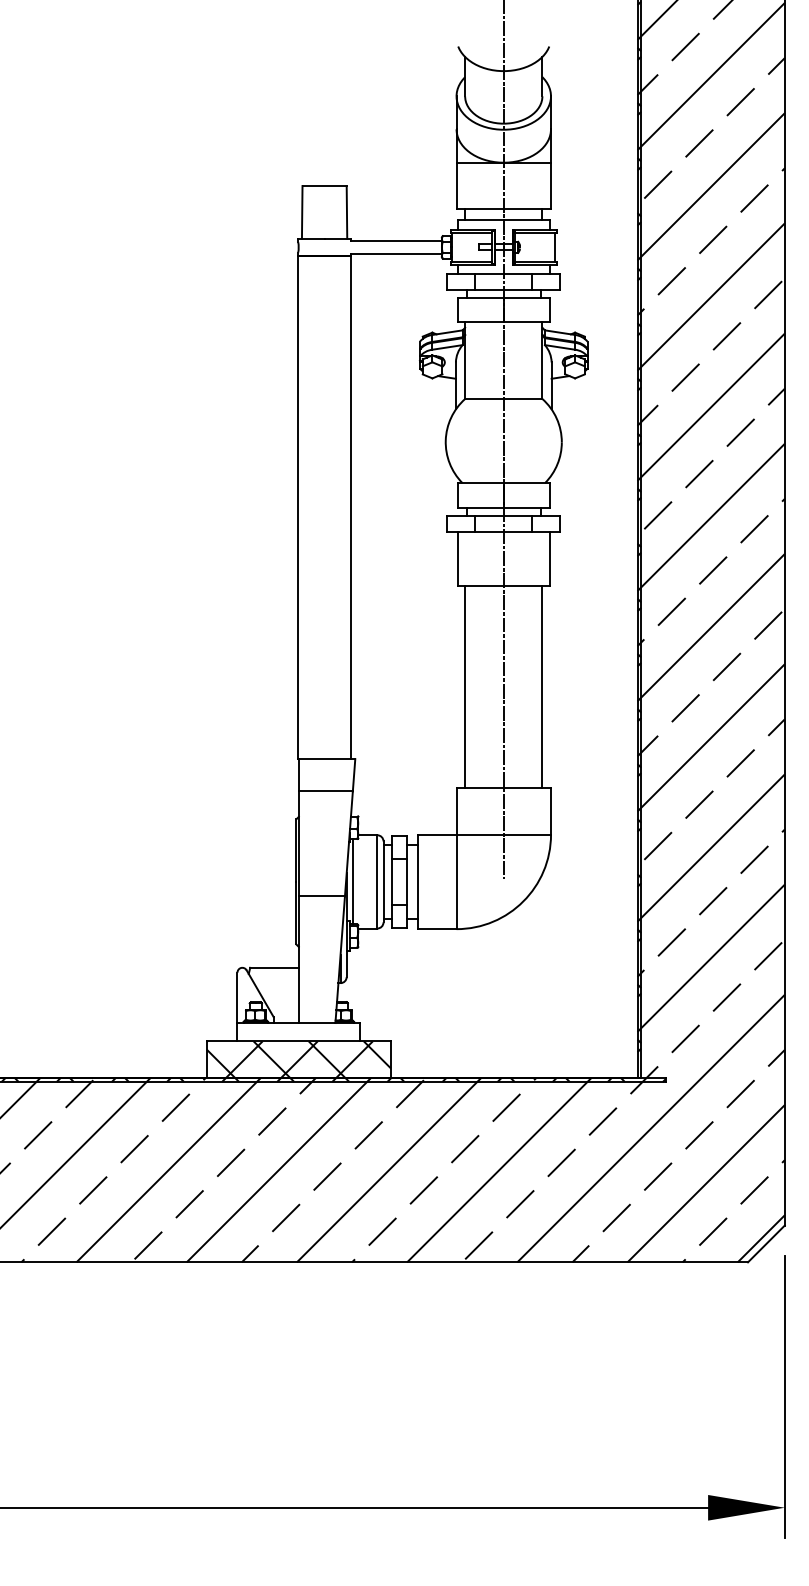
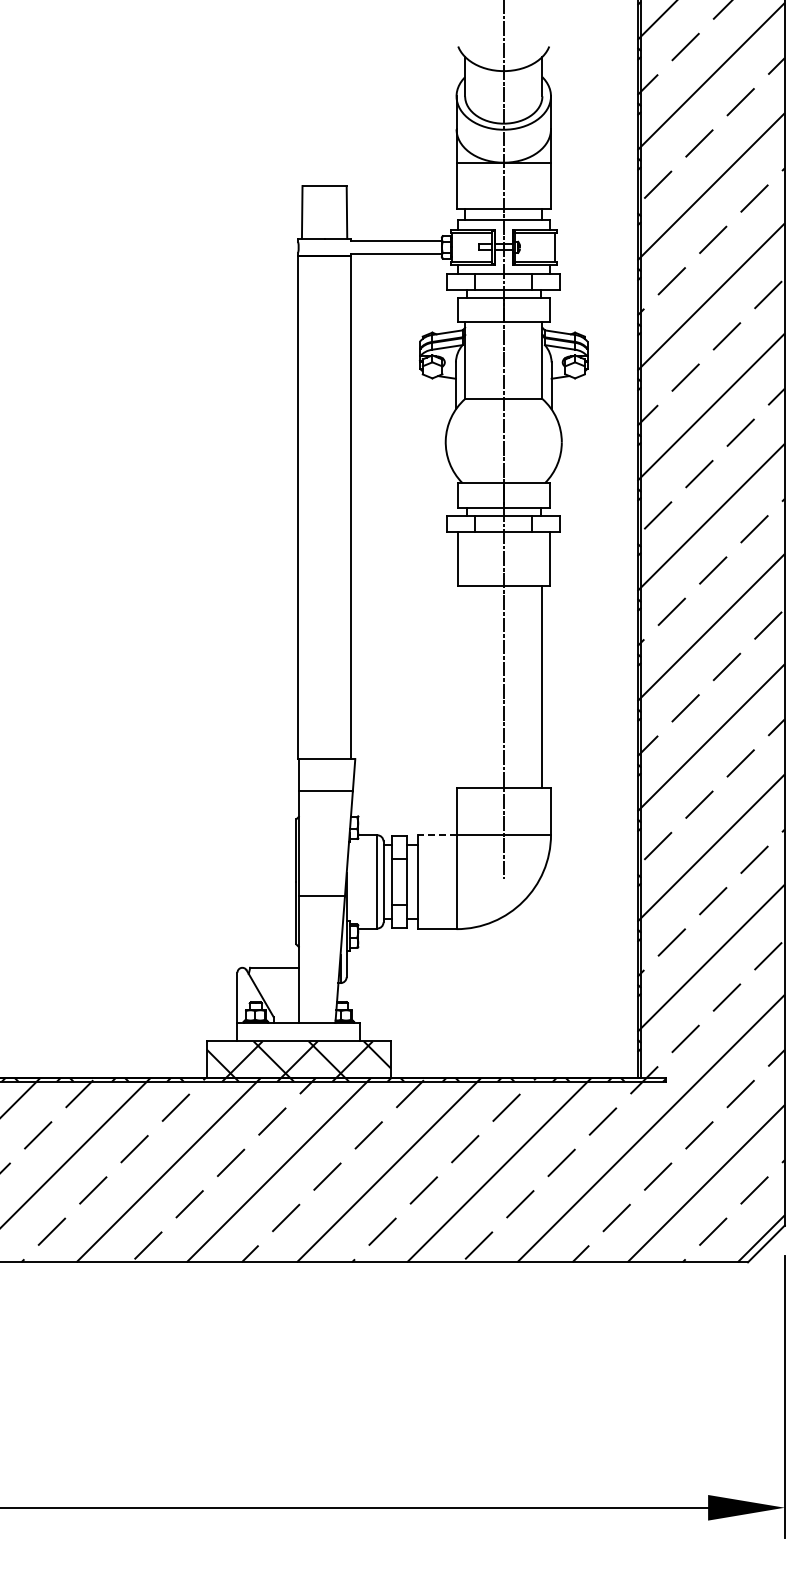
line: present -> none (465, 686)
line: solid -> dashed (437, 834)
line: present -> none (352, 881)
